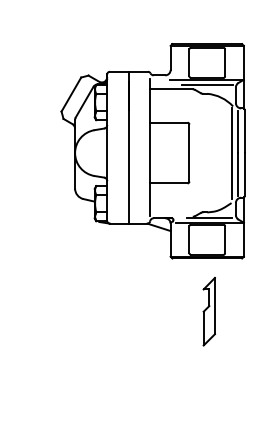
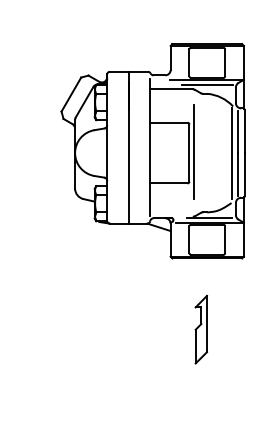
line: none -> present (193, 152)
part position: (208, 311) -> (200, 329) (200, 329)
